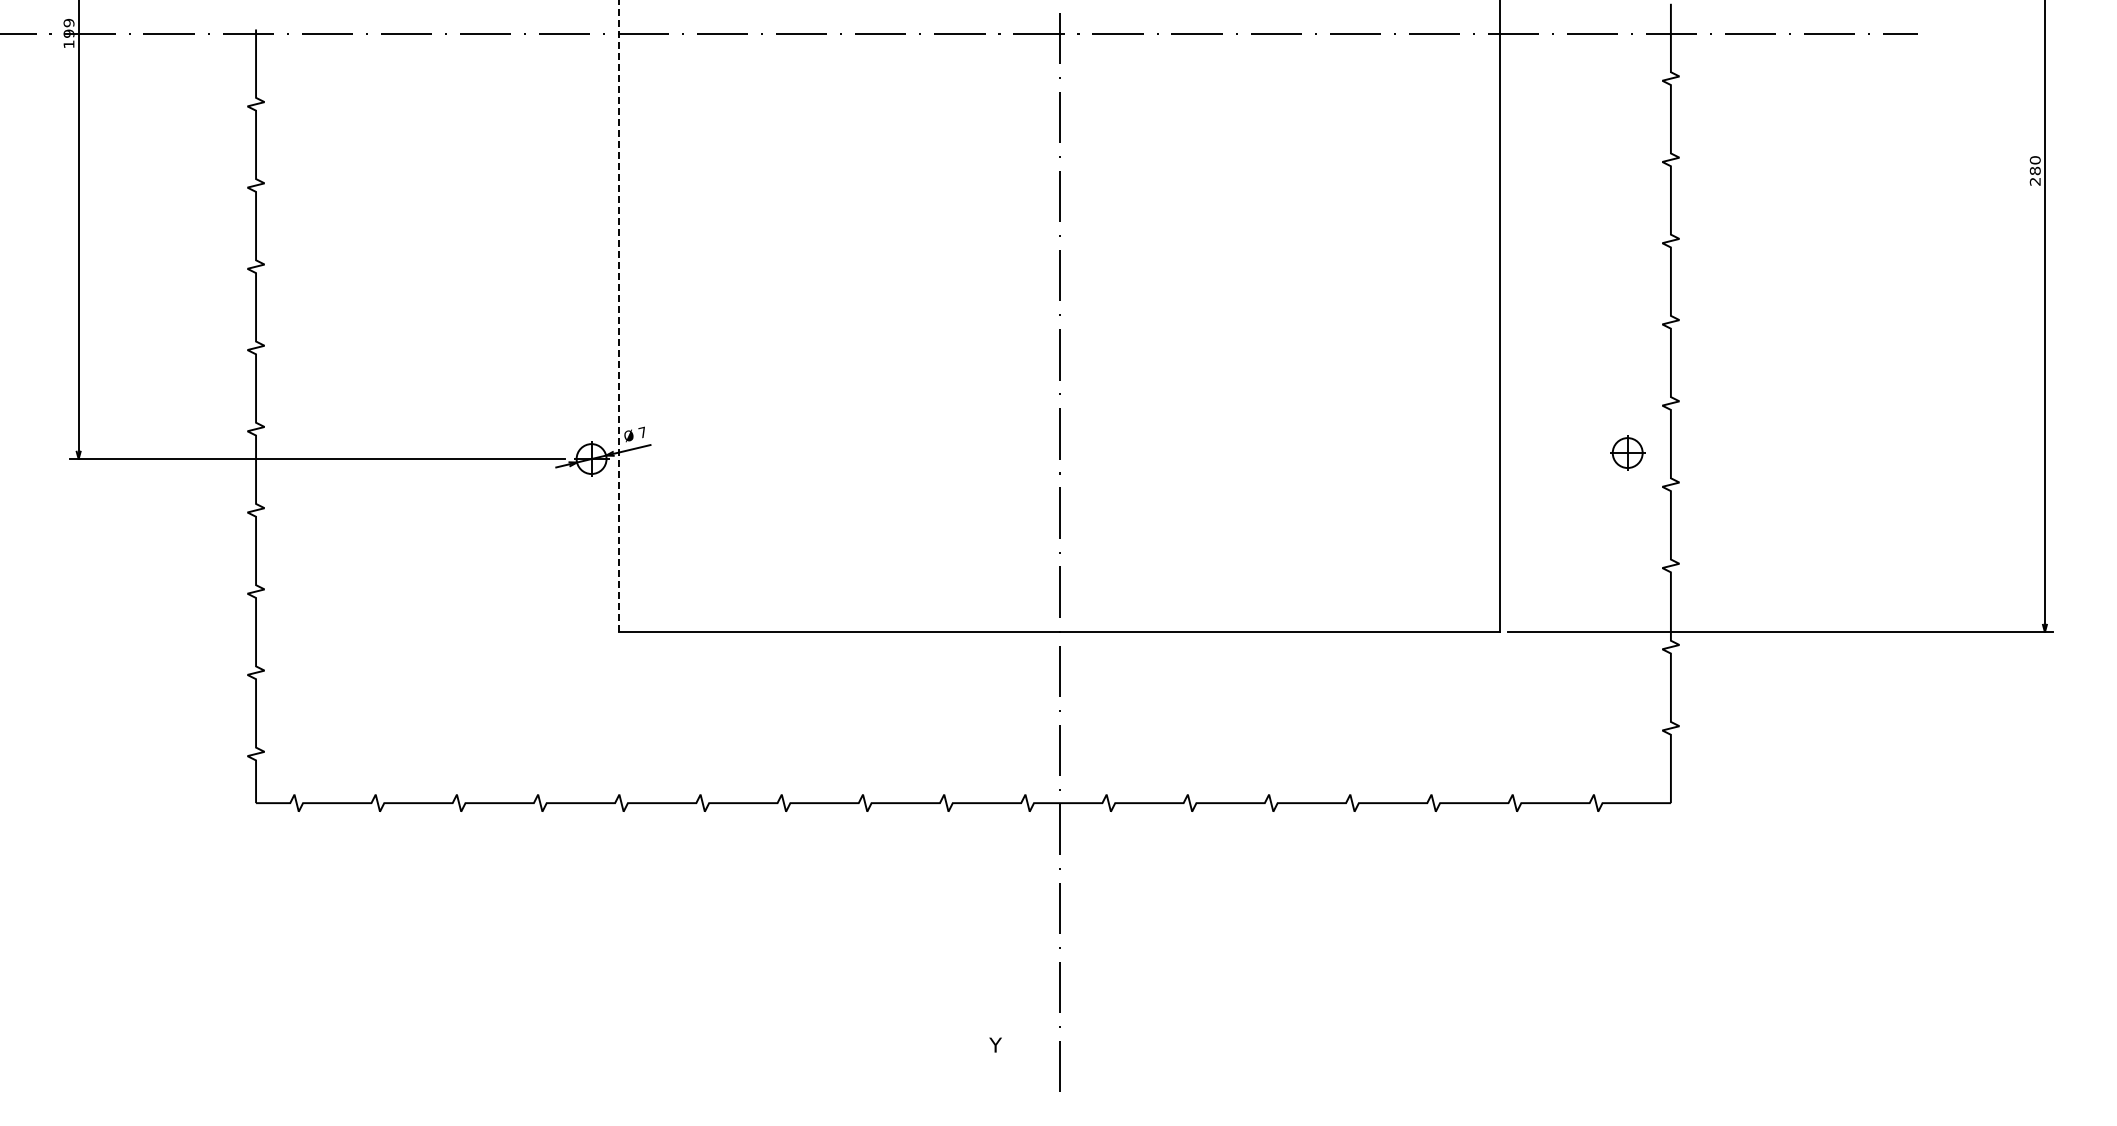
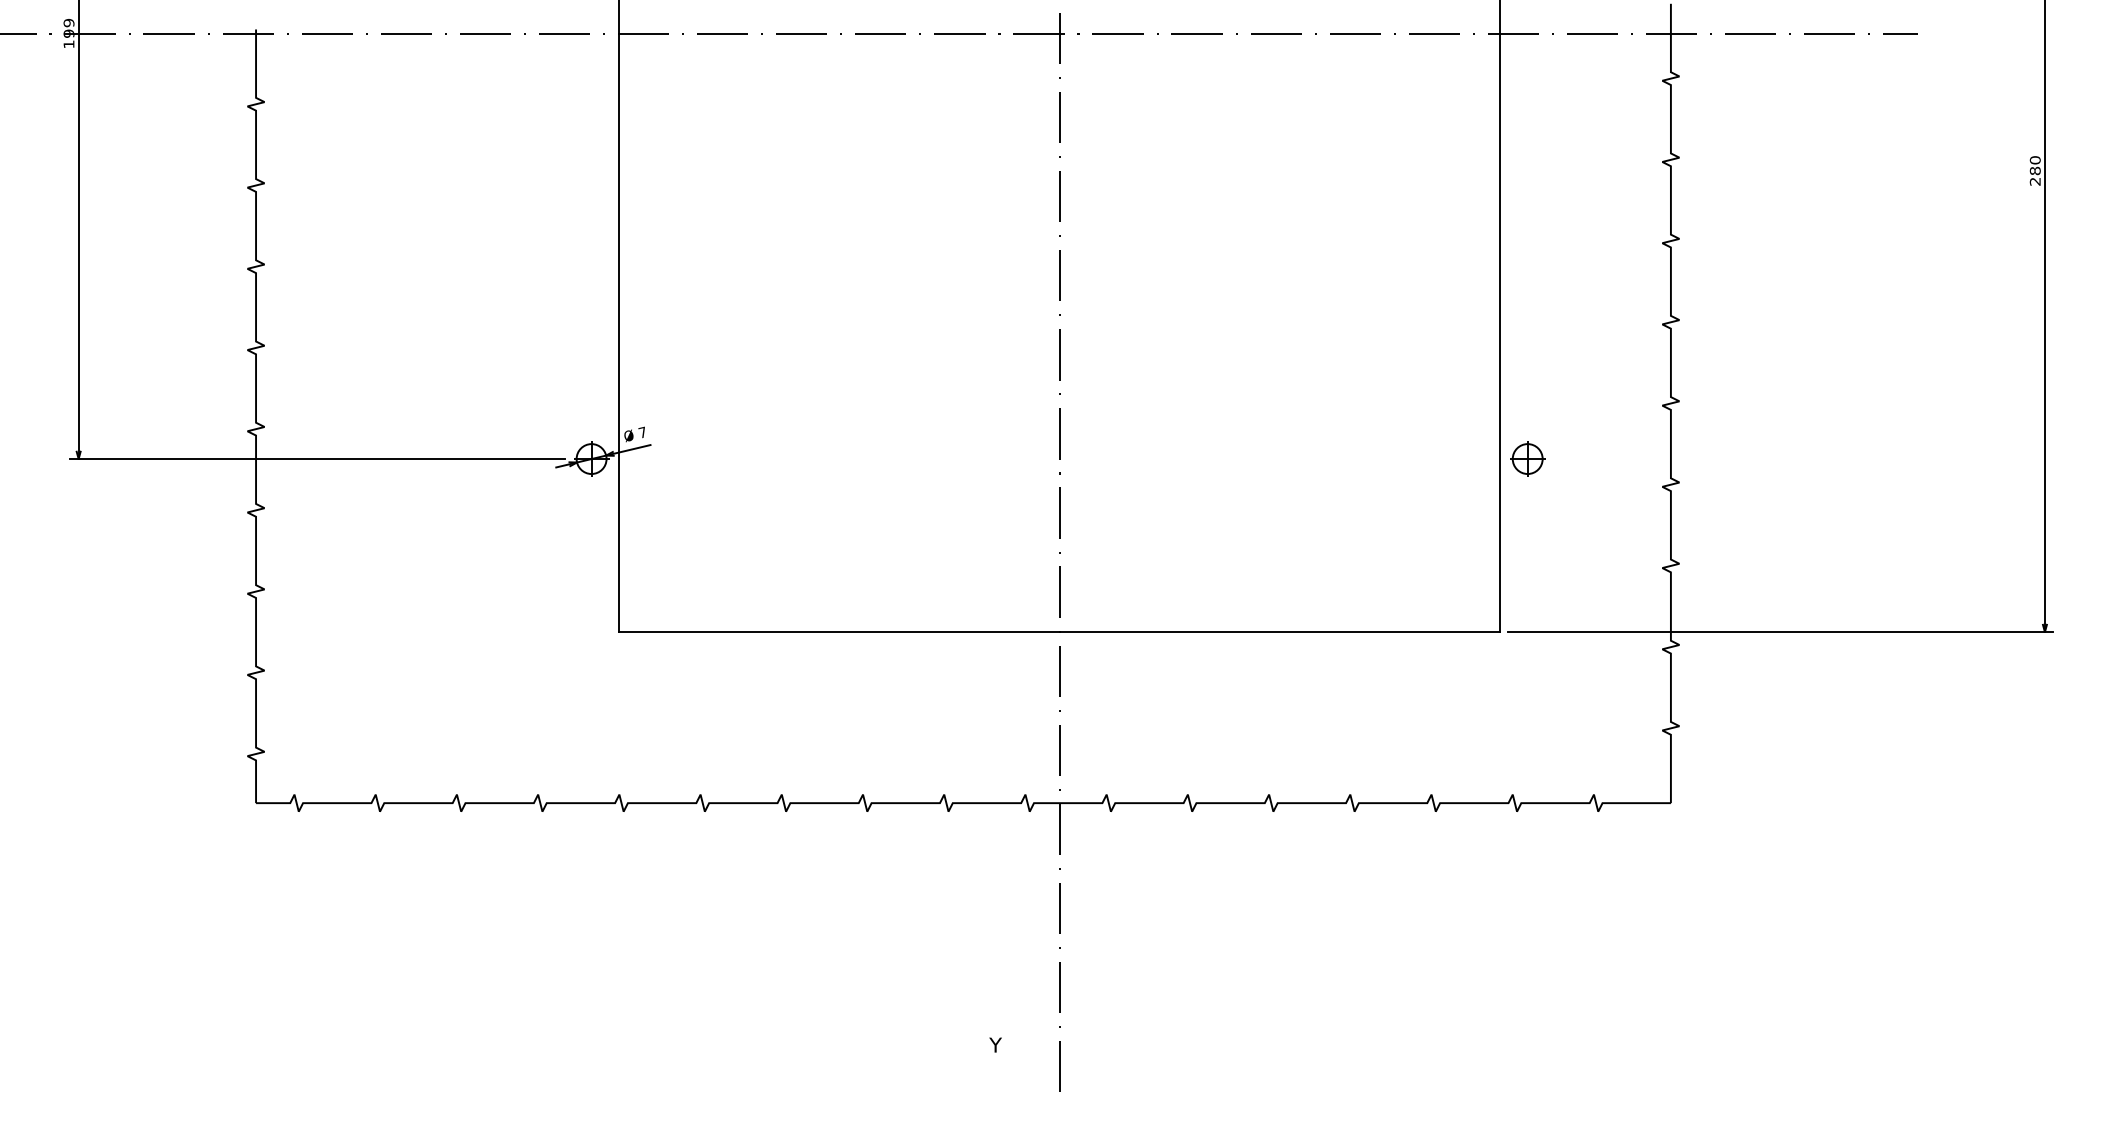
line: dashed -> solid (619, 316)
part position: (1627, 452) -> (1527, 458) (1527, 458)
